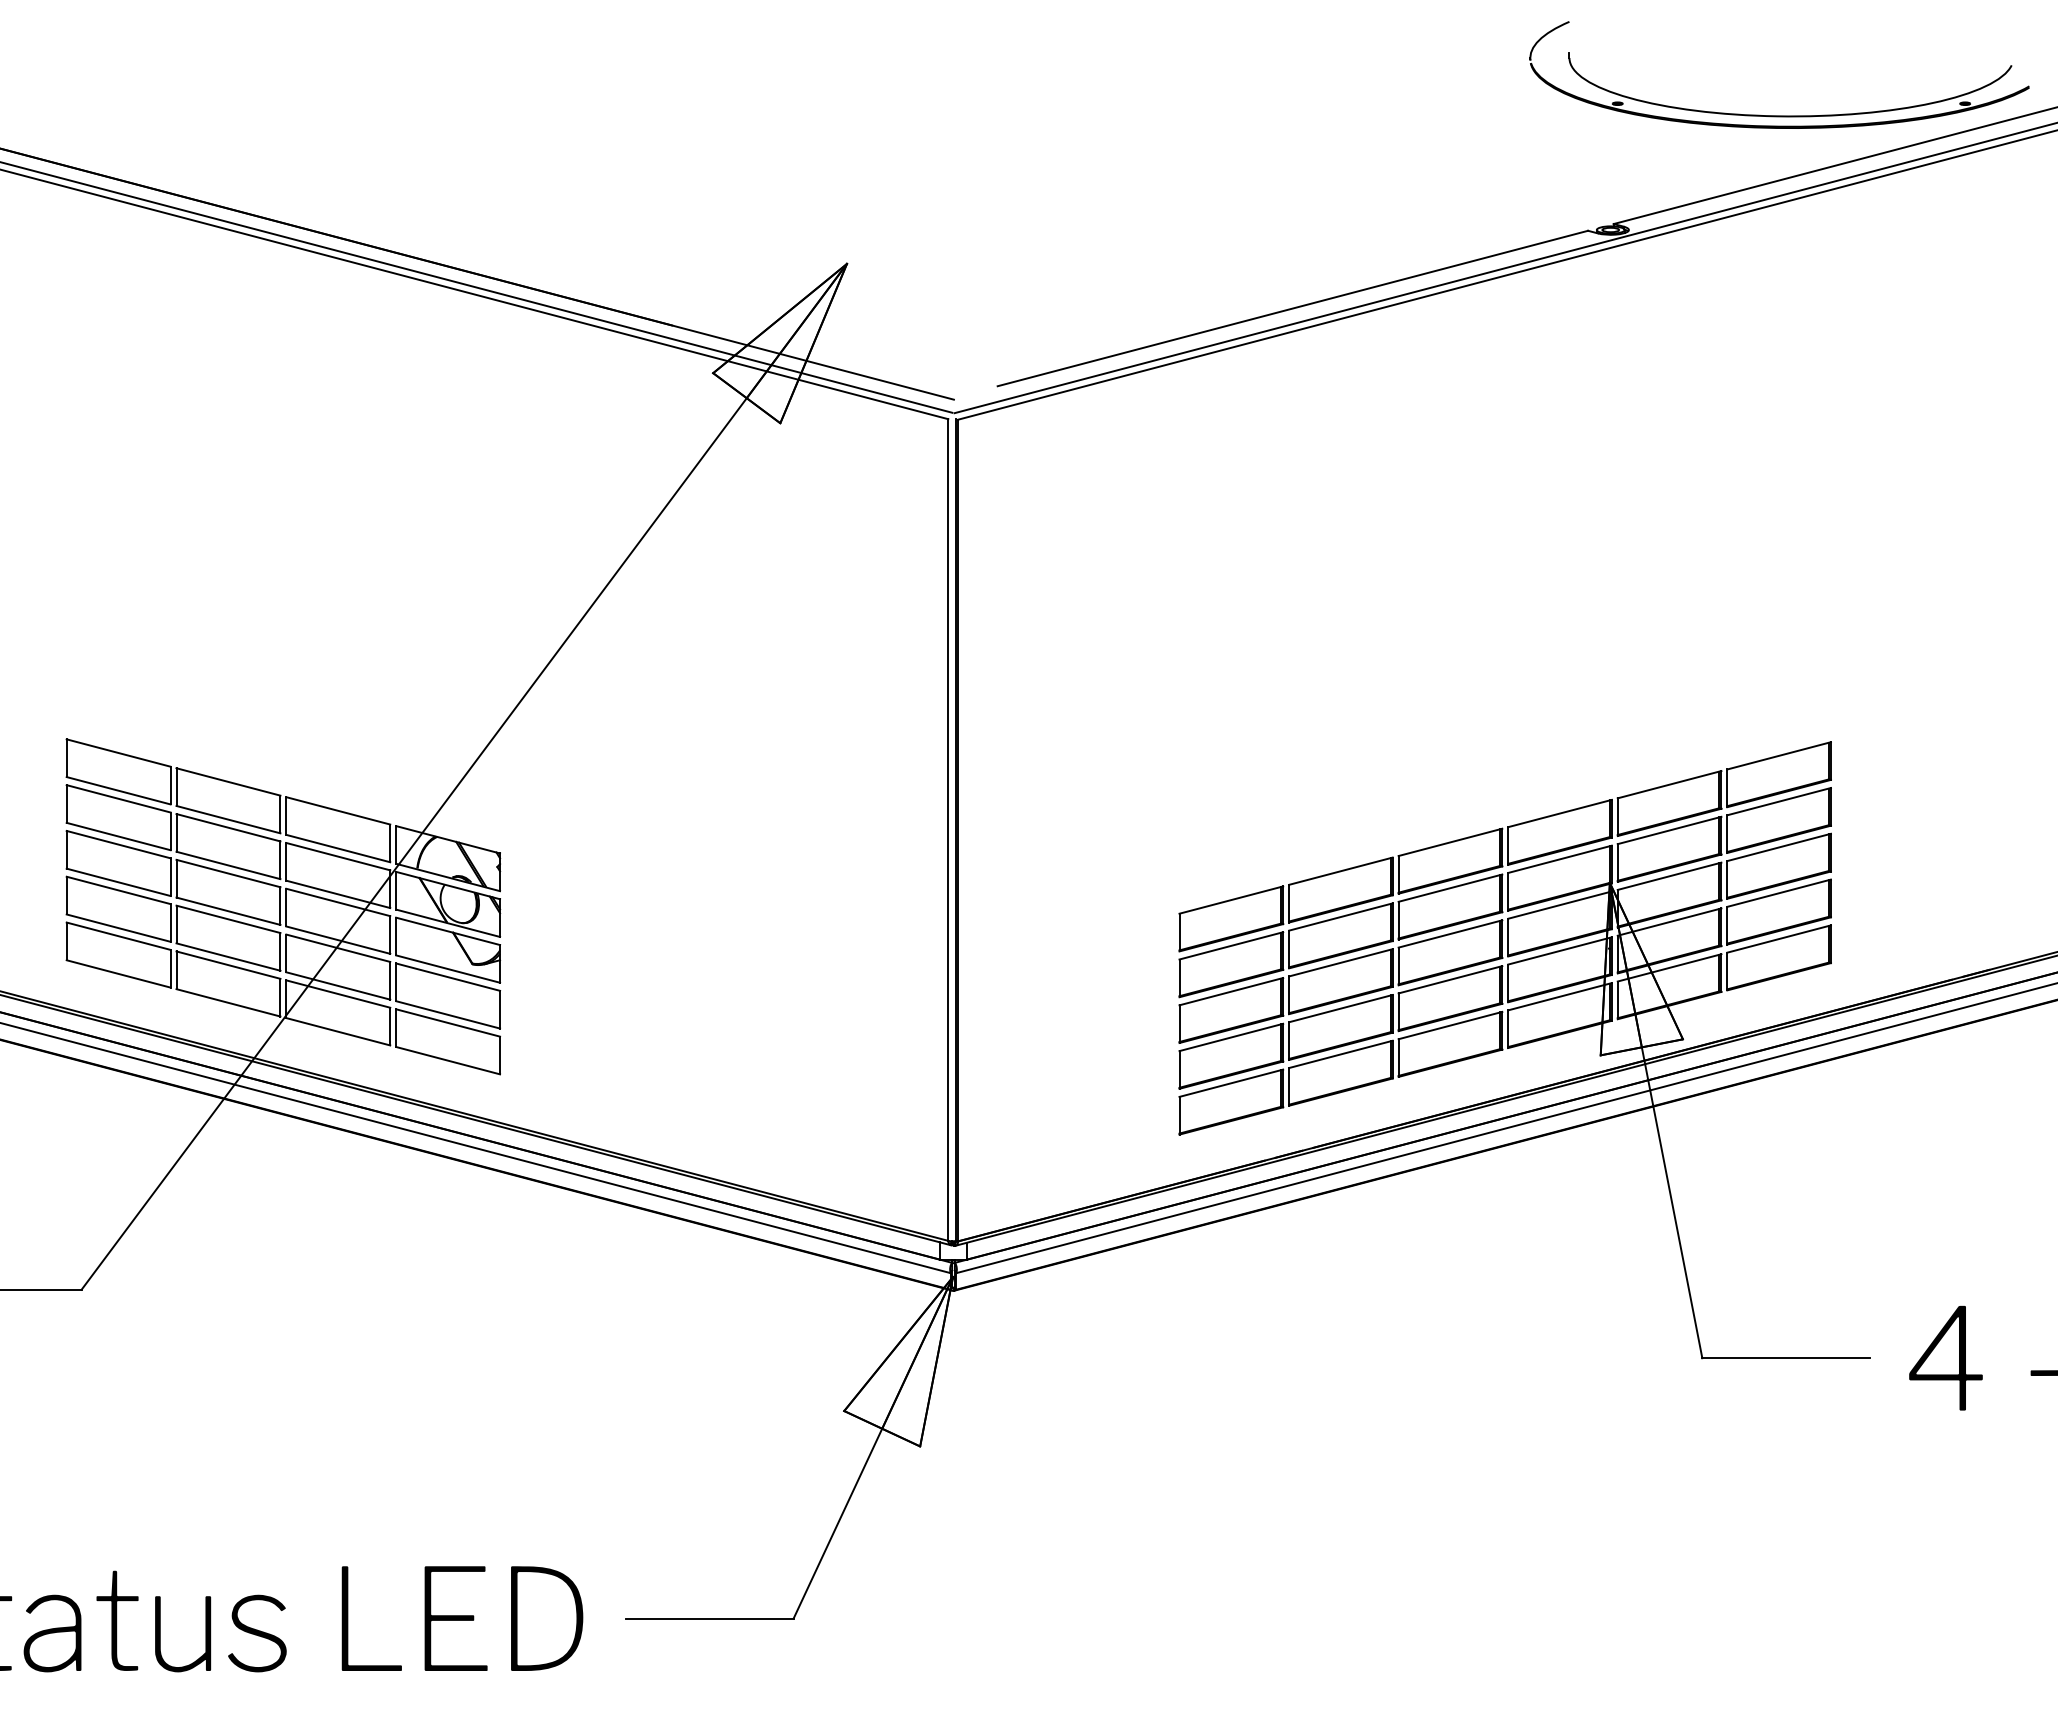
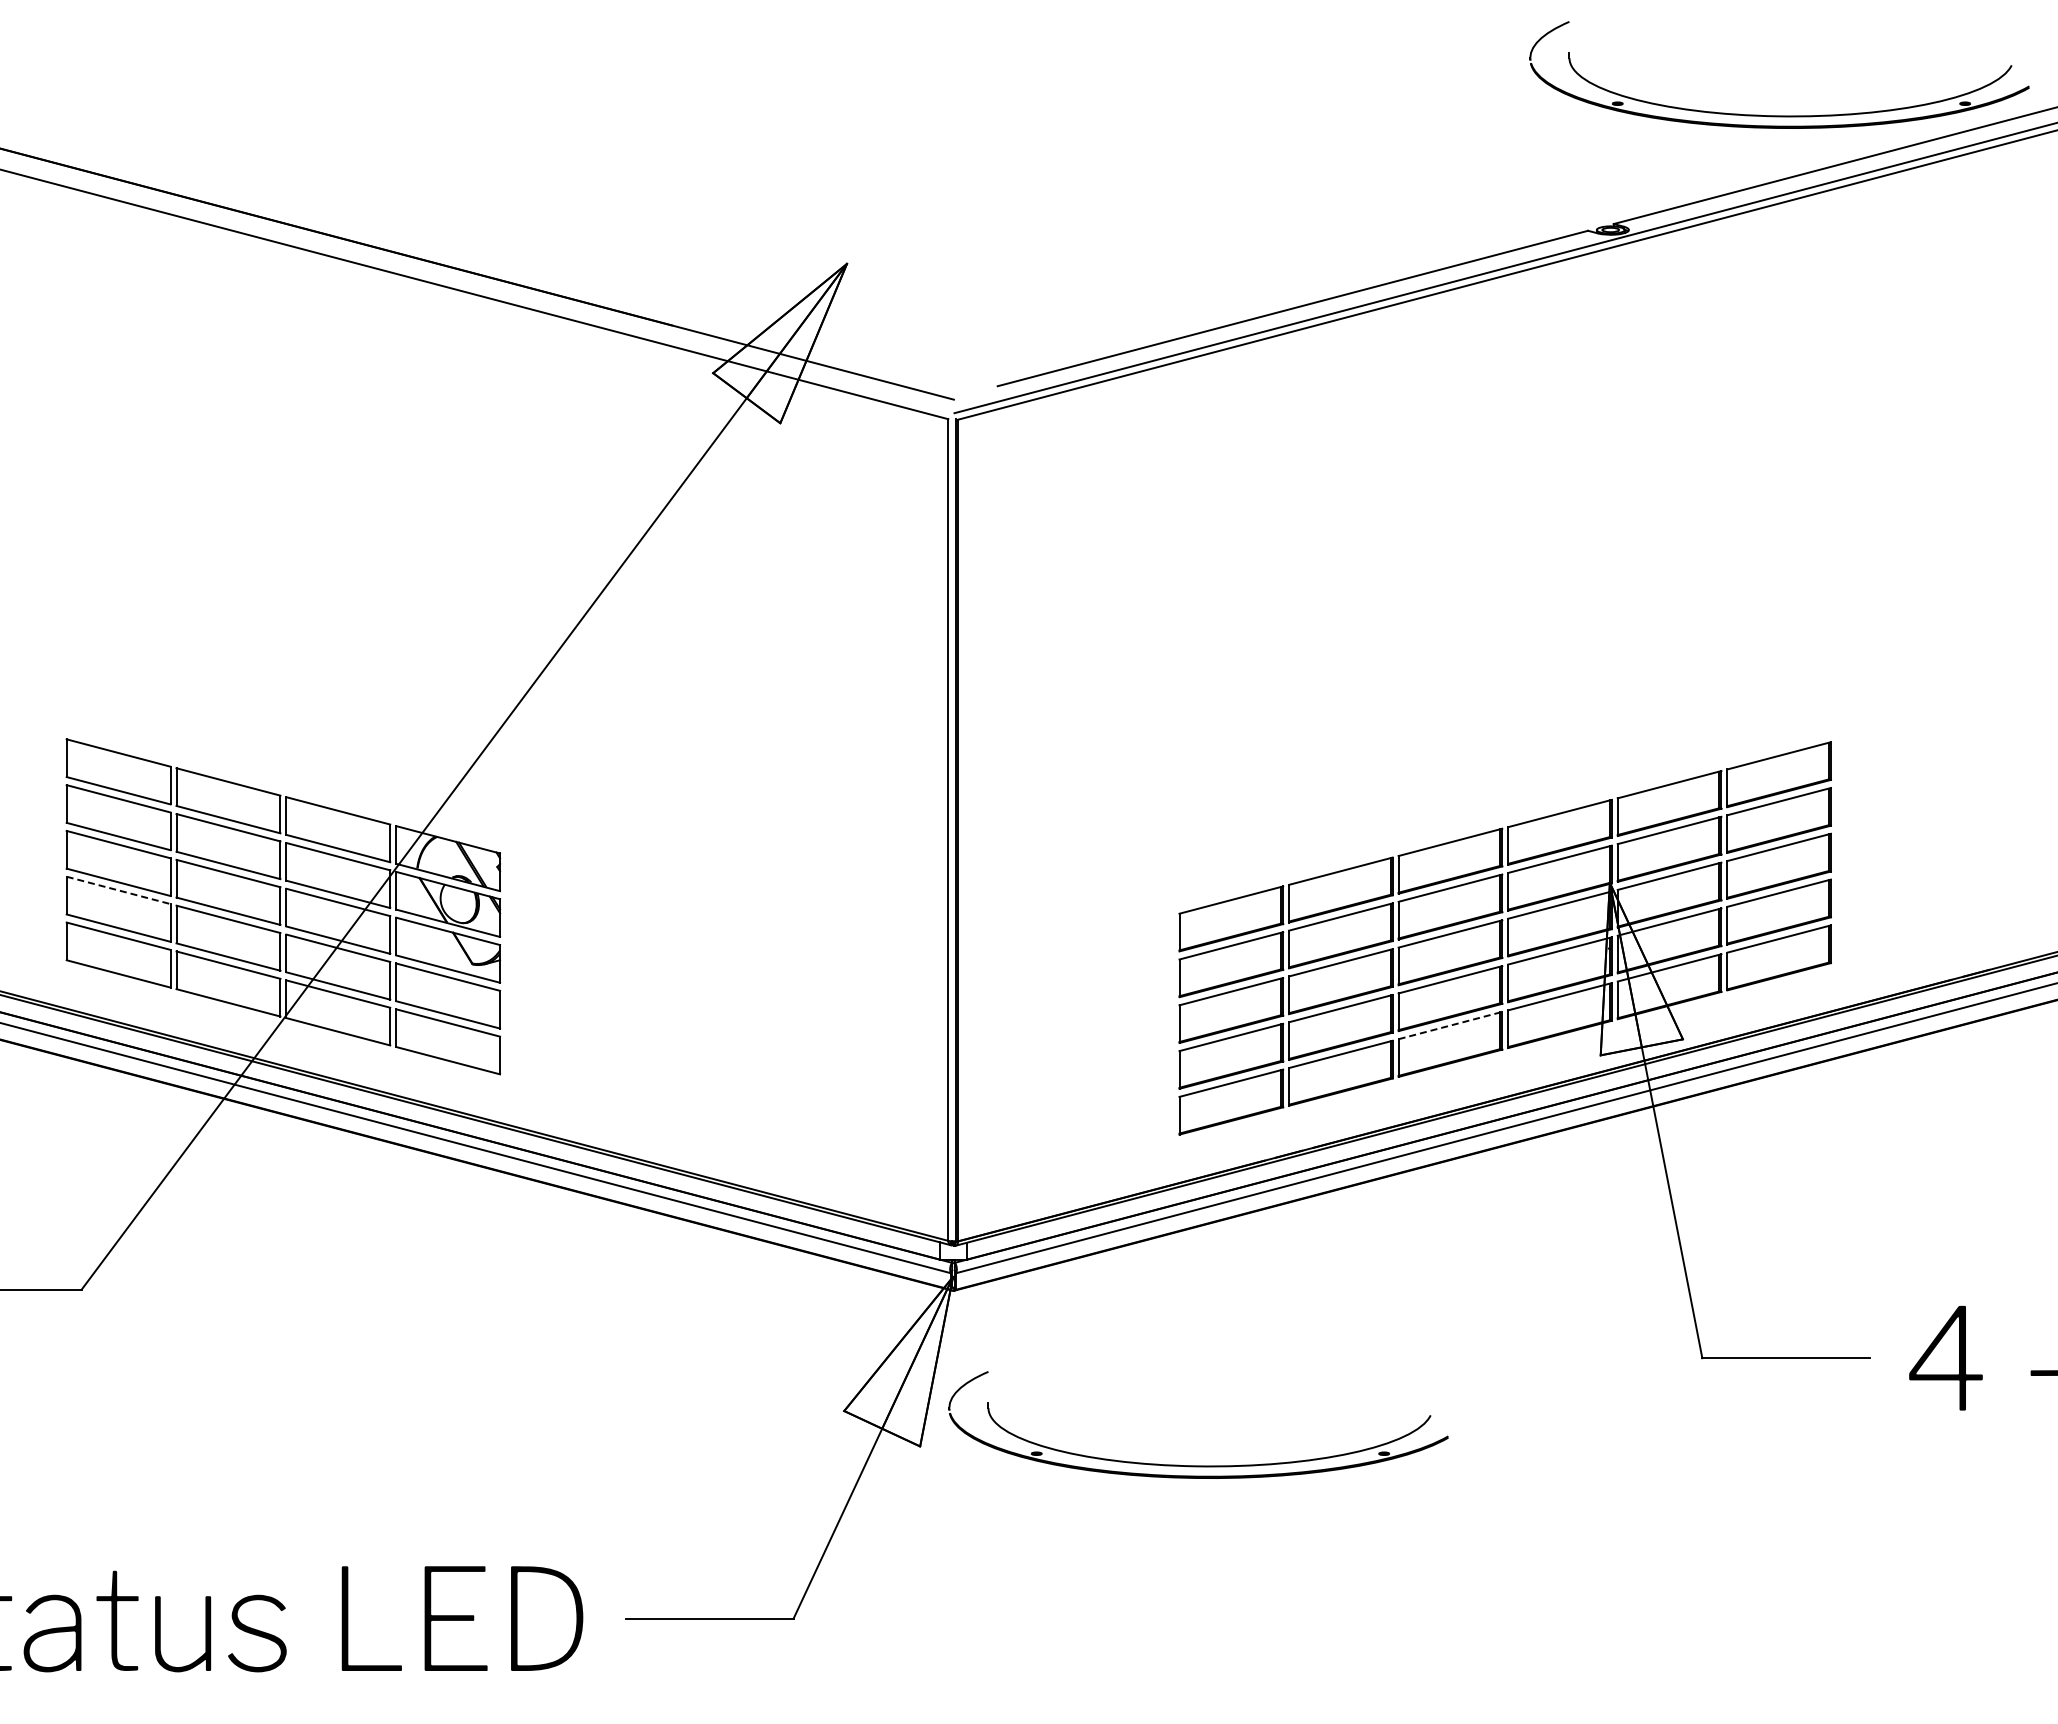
line: present -> none (477, 287)
line: solid -> dashed (118, 890)
line: solid -> dashed (1450, 1025)
part: none -> present (1198, 1465)
